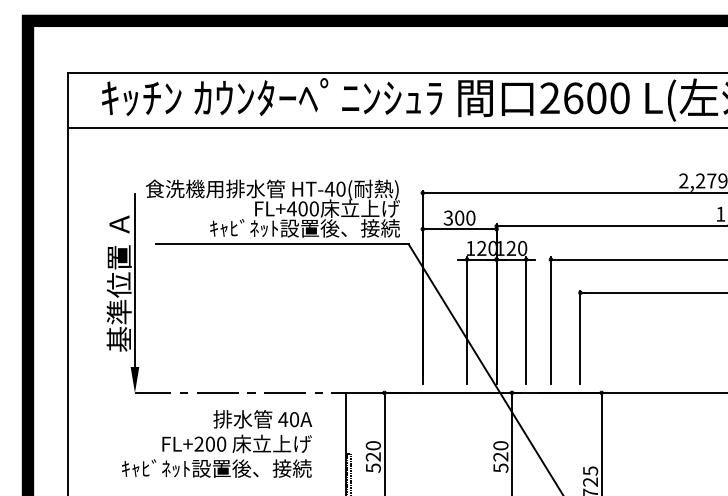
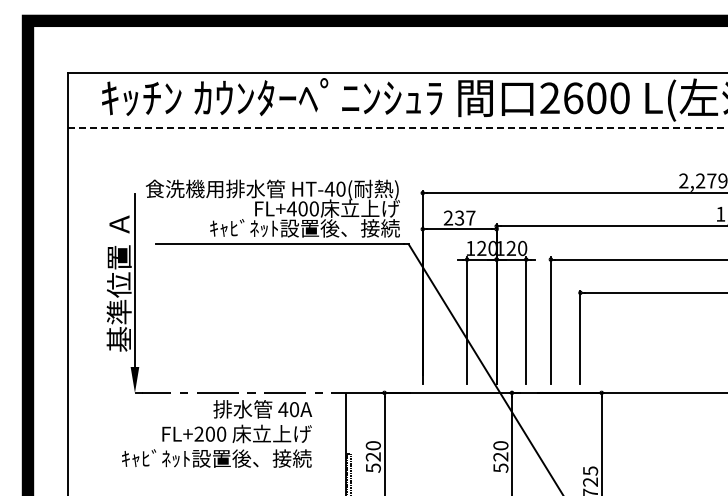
line: solid -> dashed (398, 128)
text: 300 -> 237 (459, 217)
text position: (217, 443) -> (217, 433) (217, 433)
